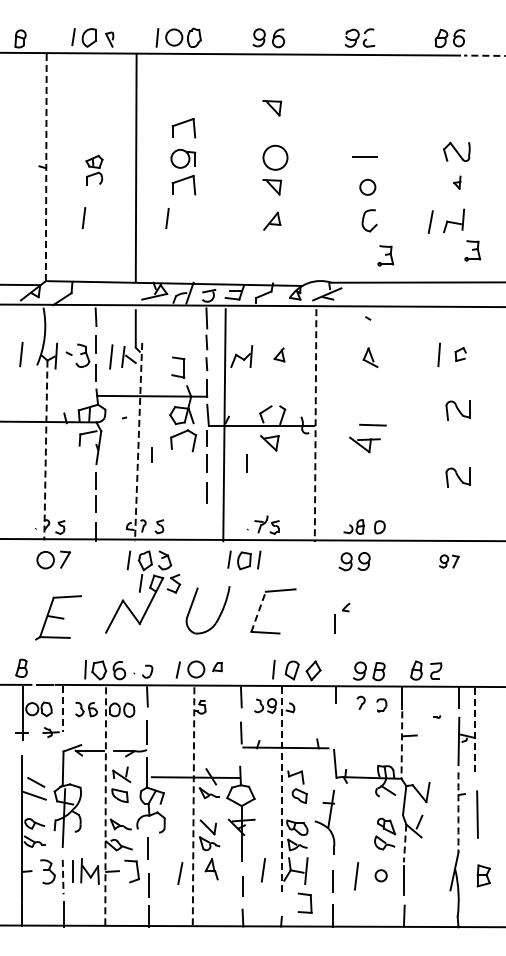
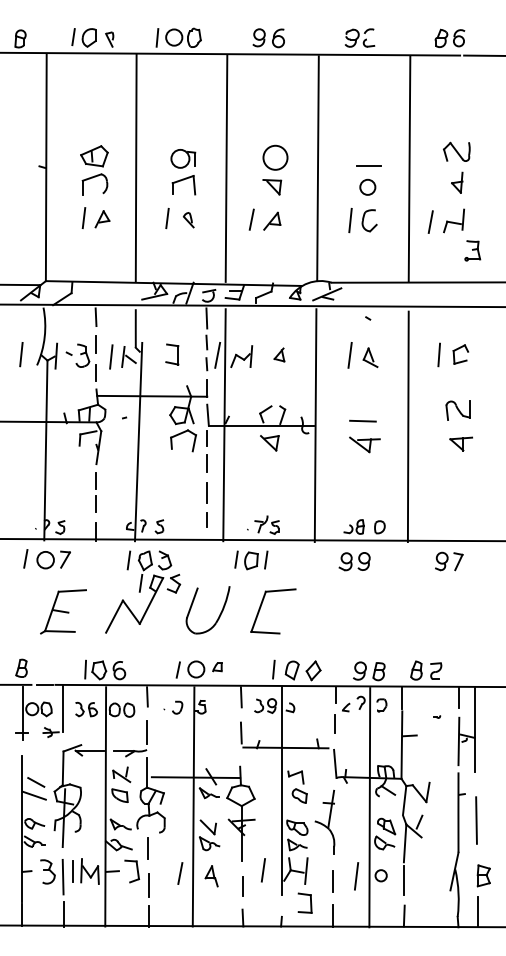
line: dashed -> solid (484, 55)
part: present -> none (272, 108)
part: present -> none (183, 128)
line position: (364, 156) -> (368, 165) (368, 165)
line: dashed -> solid (46, 167)
line: none -> present (226, 168)
line: none -> present (317, 168)
line: none -> present (409, 168)
part size: 19x32 px -> 29x51 px (94, 170)
part size: 9x15 px -> 13x23 px (457, 182)
part: none -> present (102, 219)
line: none -> present (251, 219)
part: none -> present (188, 220)
line: none -> present (350, 220)
part: present -> none (385, 255)
line: none -> present (217, 354)
line: none -> present (349, 354)
part size: 13x15 px -> 17x21 px (460, 354)
part position: (178, 367) -> (172, 354) (172, 354)
line position: (372, 424) -> (362, 420) (362, 420)
line: dashed -> solid (315, 426)
line: none -> present (407, 426)
line: dashed -> solid (138, 442)
part: none -> present (460, 443)
line: dashed -> solid (45, 450)
line position: (151, 454) -> (206, 519) (206, 519)
line: present -> none (246, 463)
part: present -> none (457, 477)
line: none -> present (25, 558)
part position: (244, 560) -> (251, 560) (251, 560)
part size: 21x15 px -> 29x21 px (449, 561)
line: dashed -> solid (258, 611)
part position: (58, 617) -> (63, 611) (63, 611)
part position: (342, 617) -> (342, 717) (342, 717)
part position: (143, 671) -> (173, 707) (173, 707)
line: dashed -> solid (62, 709)
line: dashed -> solid (475, 730)
line: dashed -> solid (401, 745)
line: dashed -> solid (281, 791)
line: dashed -> solid (105, 806)
line: dashed -> solid (193, 806)
line: none -> present (369, 807)
arc: dashed -> solid (458, 812)
line position: (477, 814) -> (476, 820) (476, 820)
line: dashed -> solid (405, 843)
part position: (211, 869) -> (211, 876) (211, 876)
line: dashed -> solid (63, 877)
line: none -> present (477, 911)
